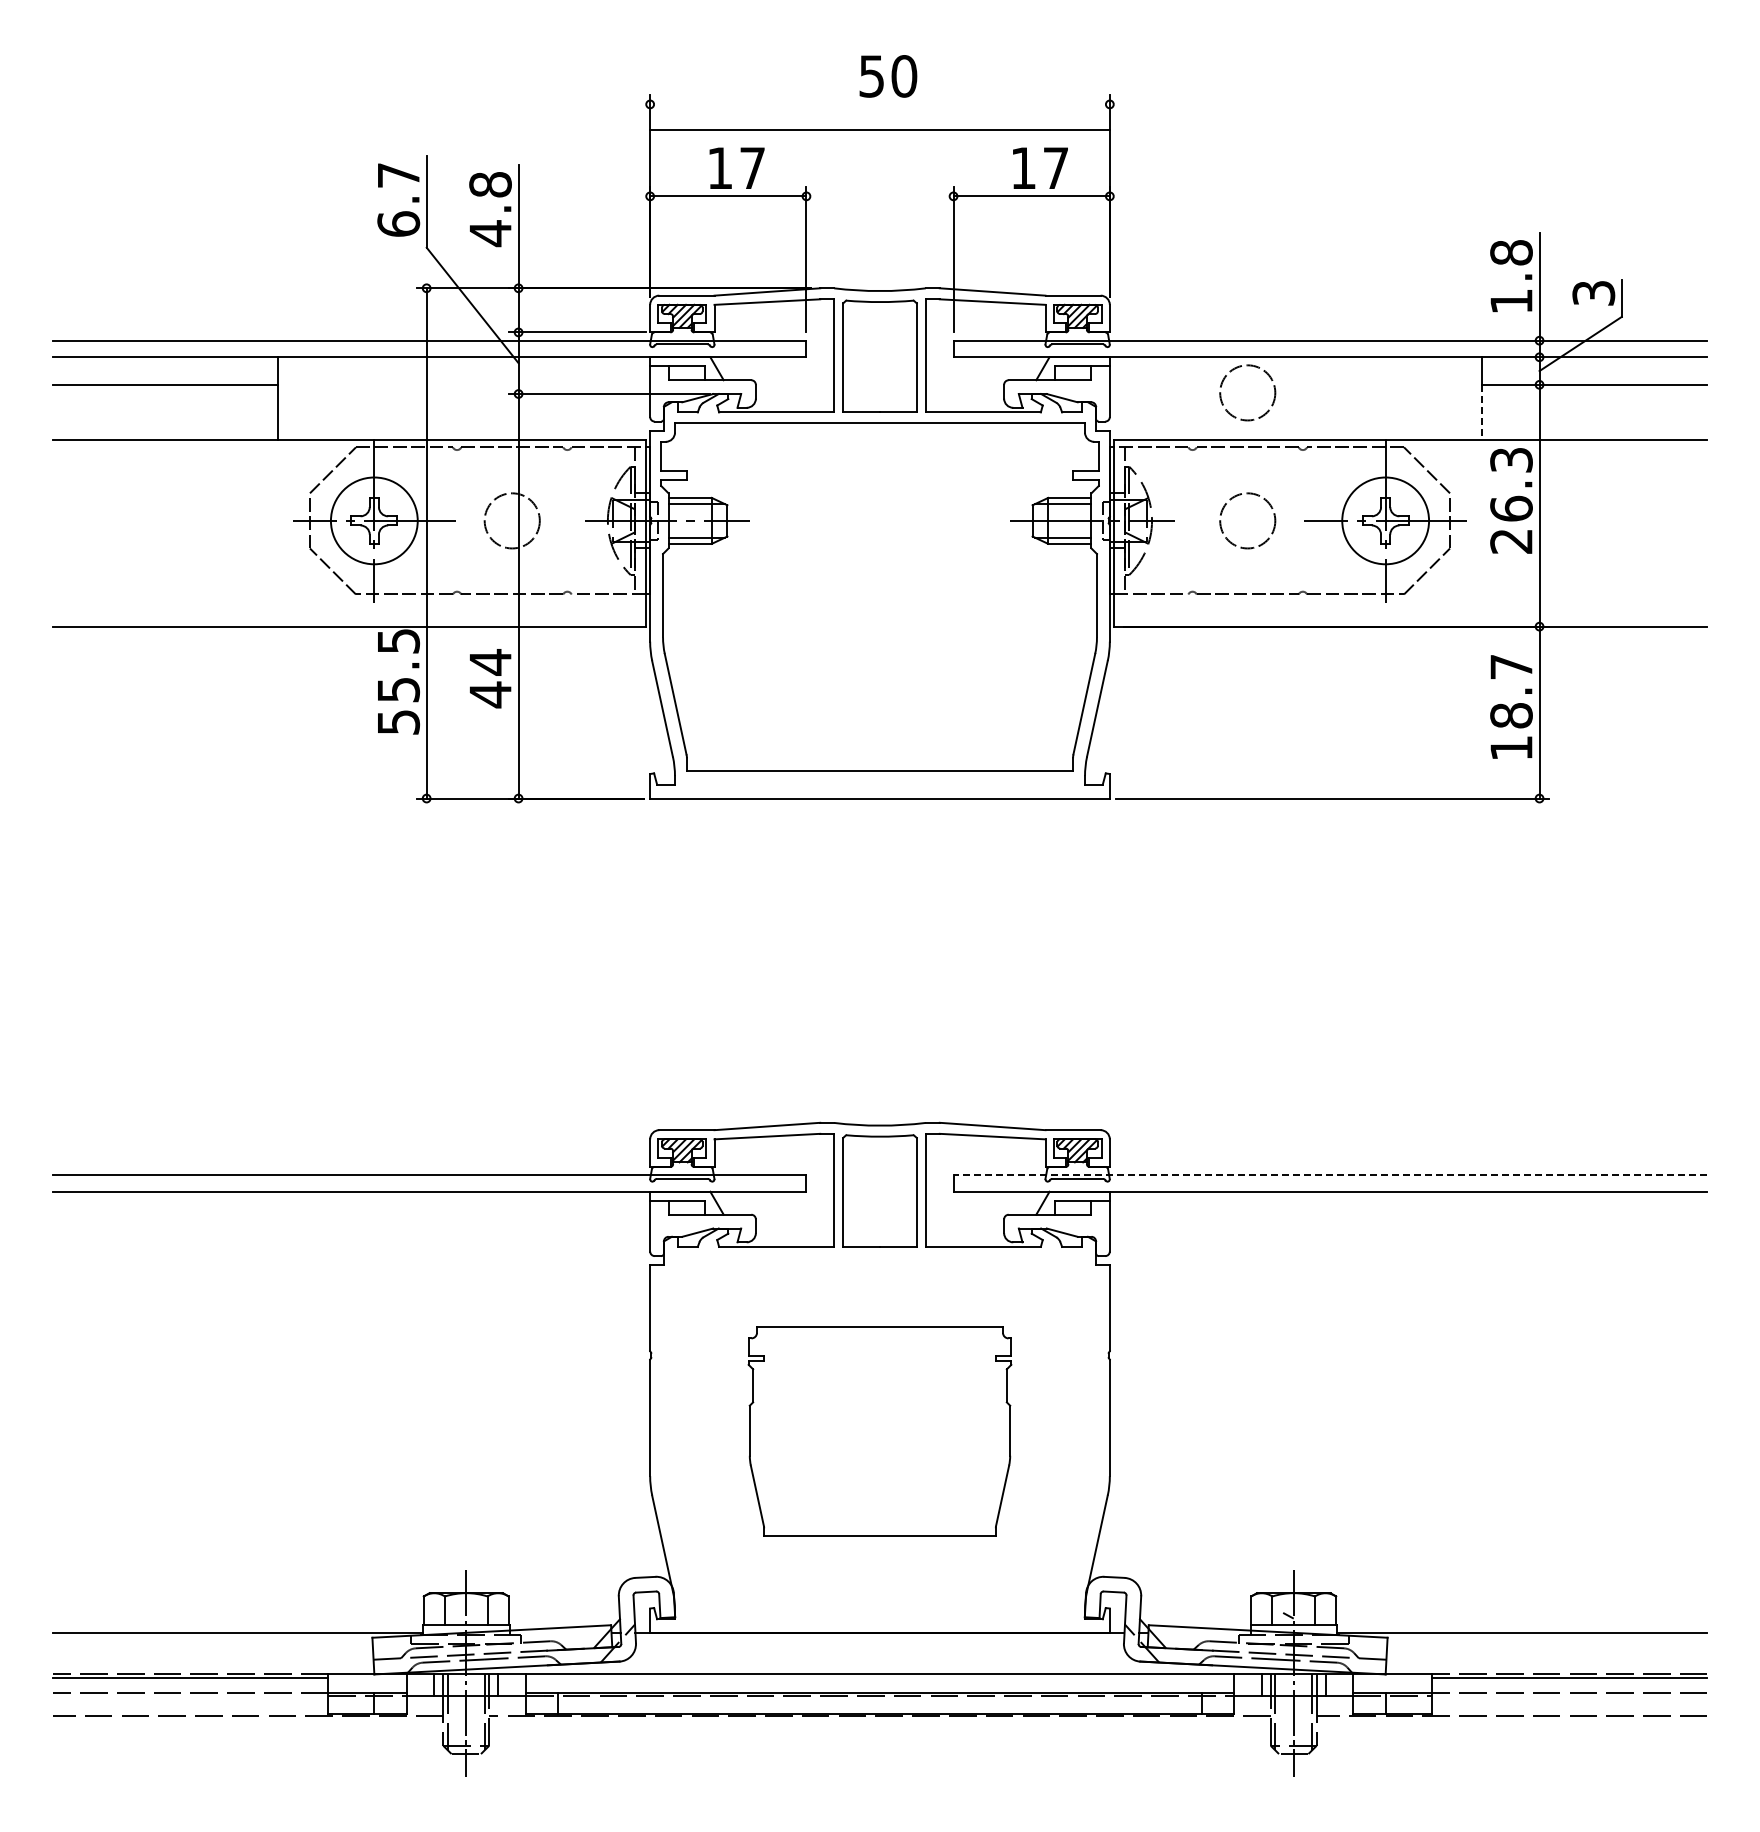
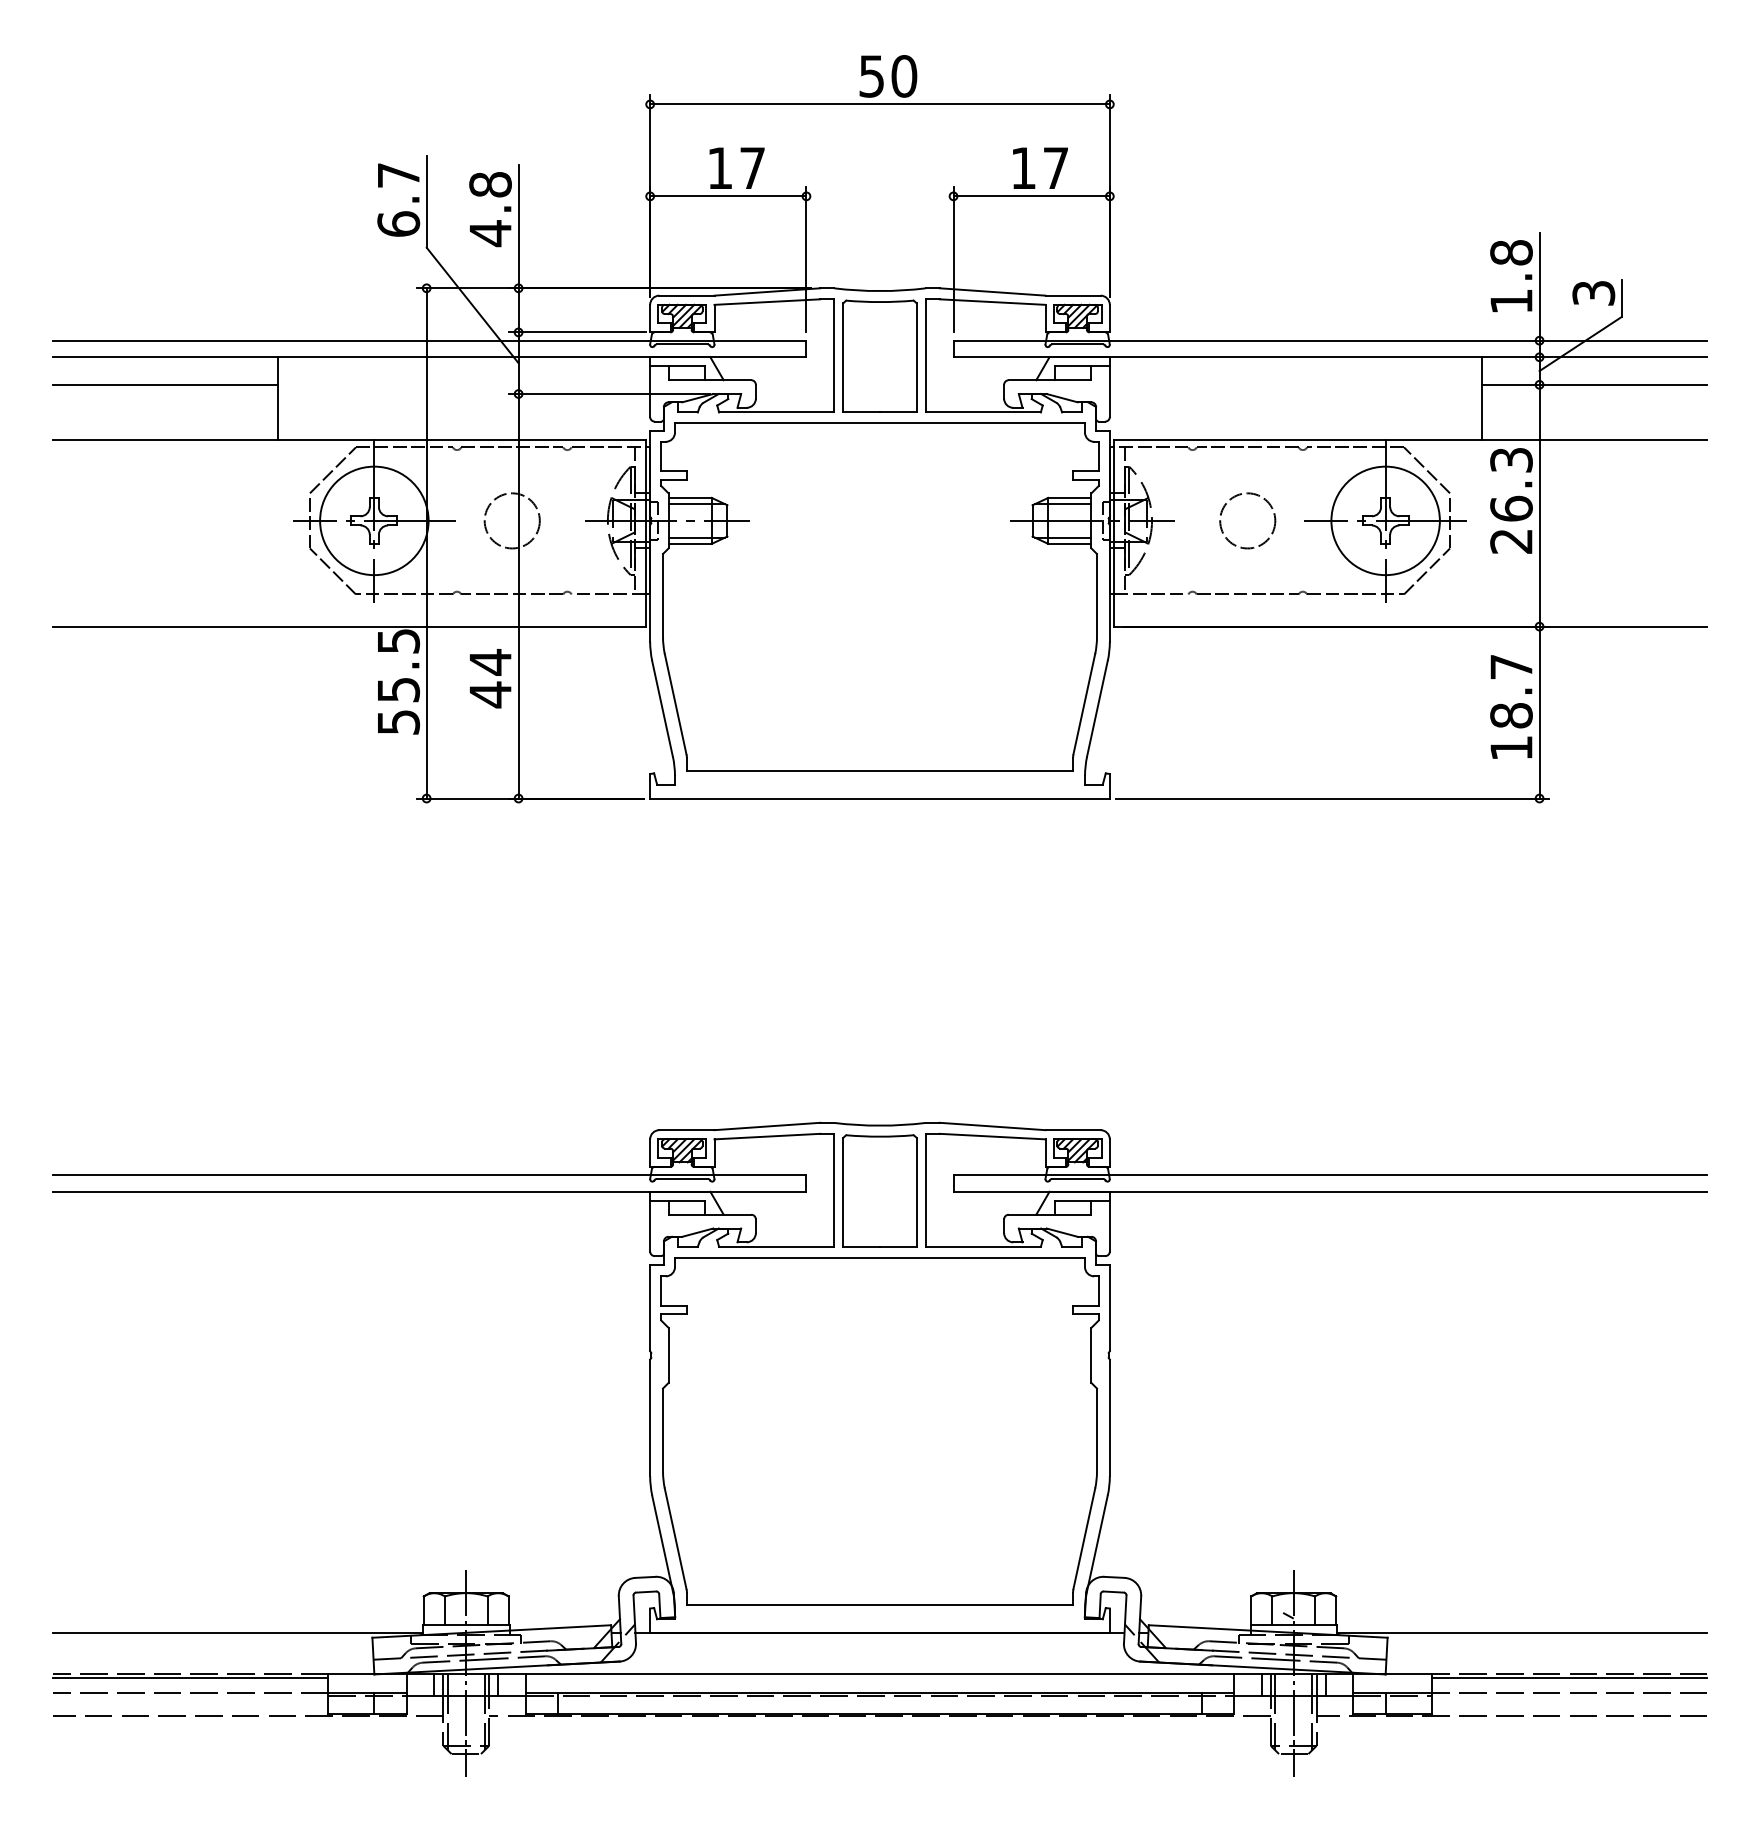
line position: (879, 130) -> (879, 104) (879, 104)
circle: present -> none (1247, 392)
line: dashed -> solid (1482, 412)
circle diameter: 87 px -> 108 px (374, 520)
circle diameter: 87 px -> 108 px (1385, 520)
line: dashed -> solid (1330, 1175)
part size: 266x211 px -> 440x349 px (879, 1431)
